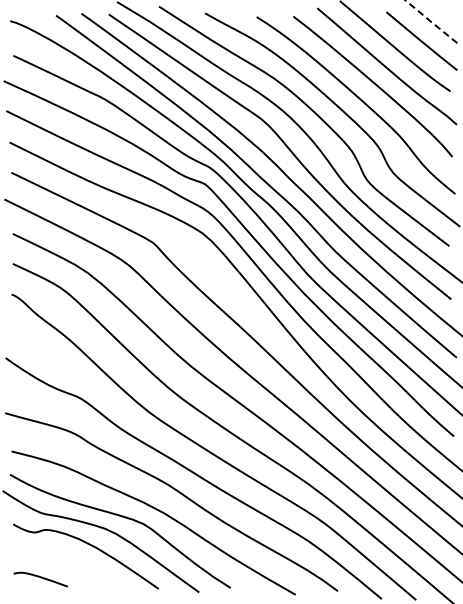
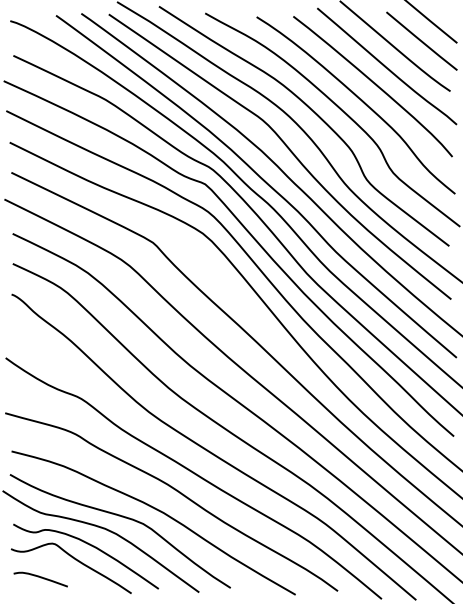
line: dashed -> solid (430, 21)
curve: none -> present (75, 560)
